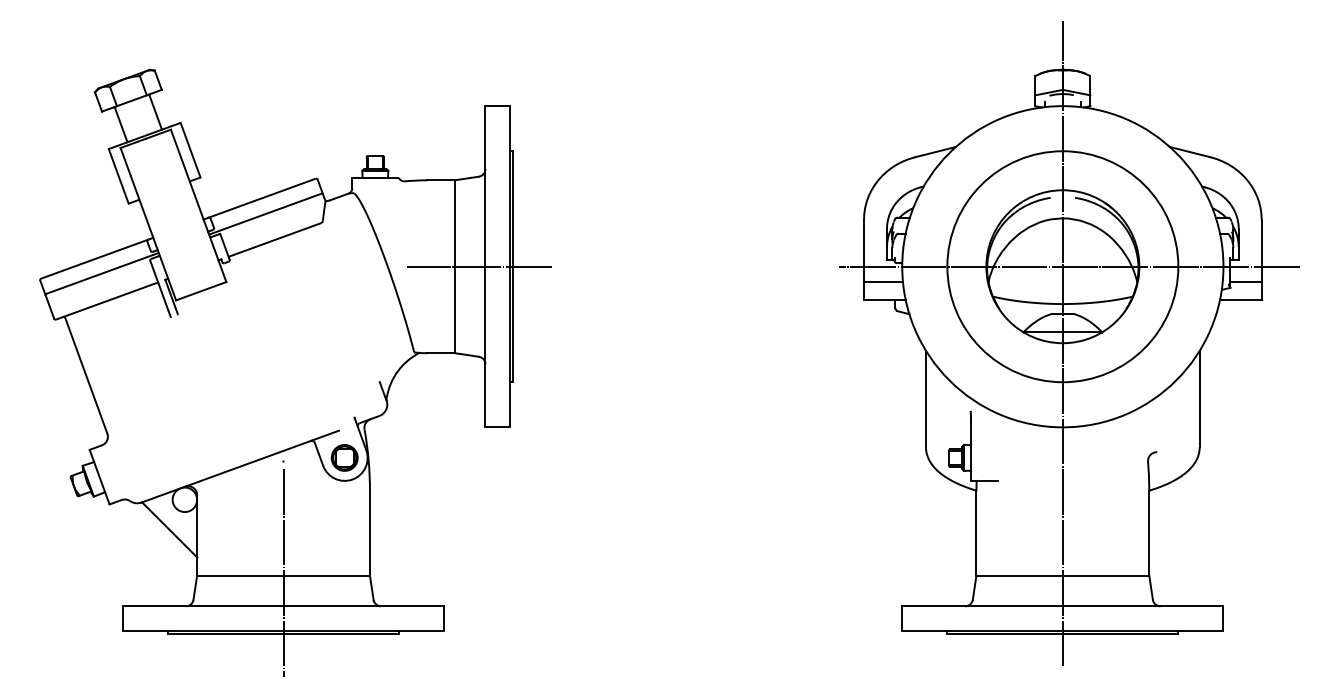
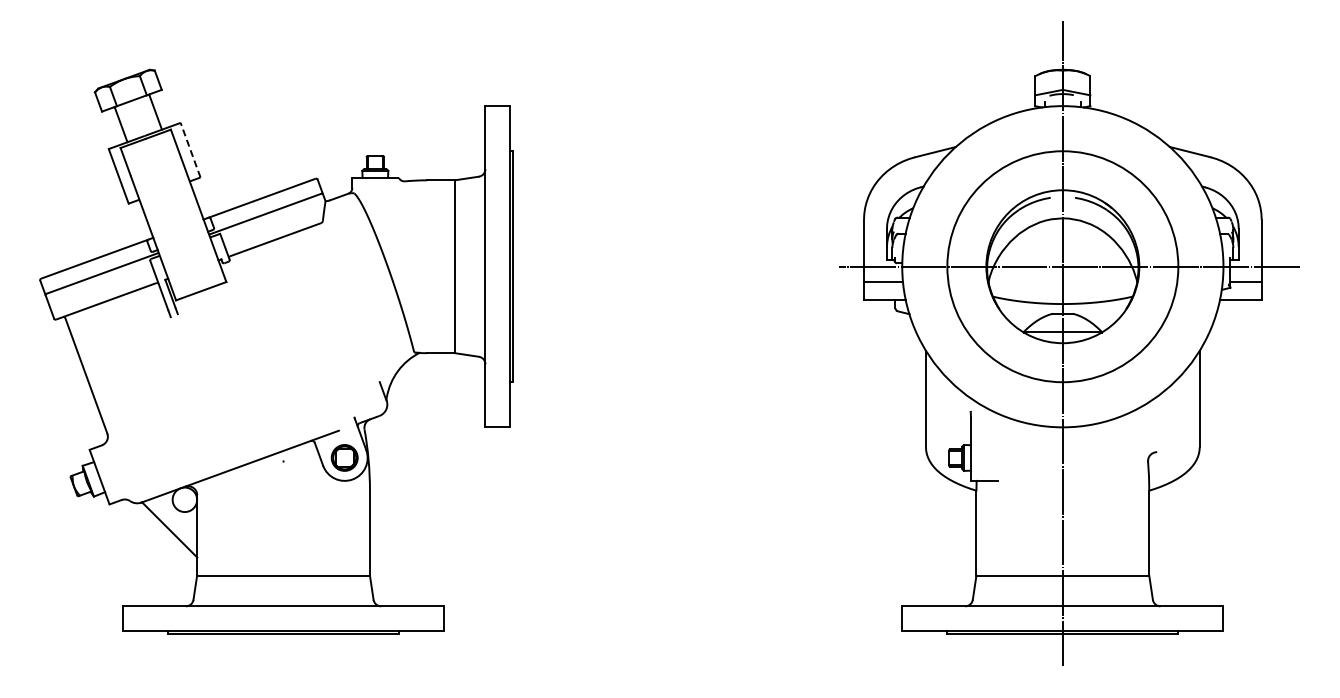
line: solid -> dashed (190, 149)
line: present -> none (478, 266)
line: present -> none (283, 573)
